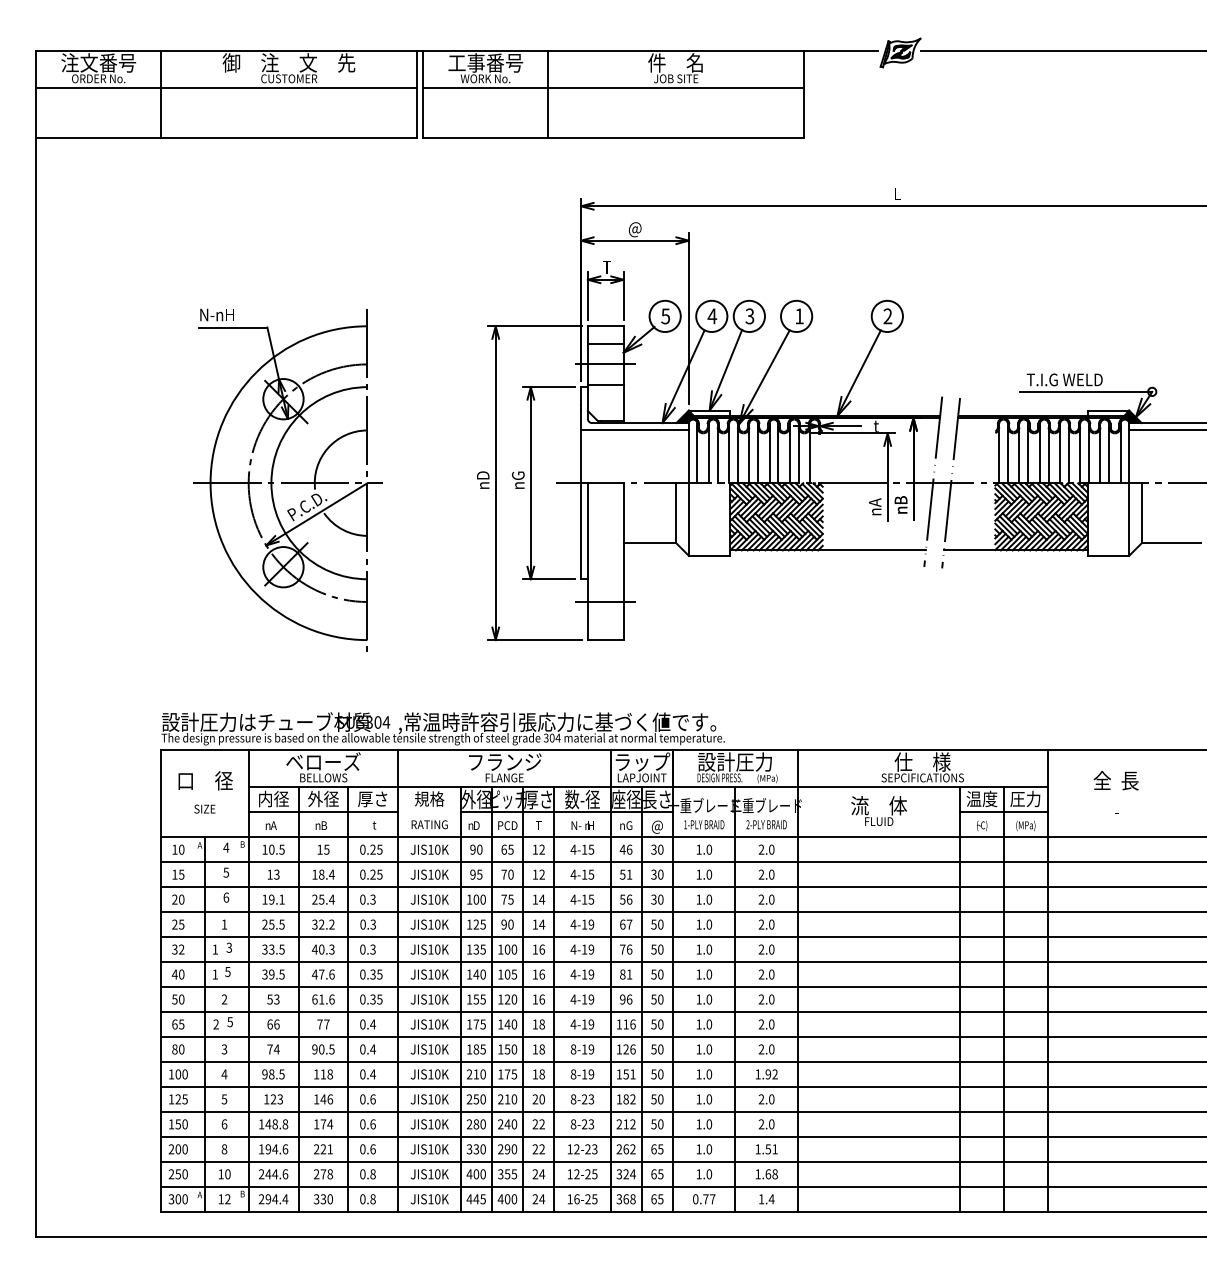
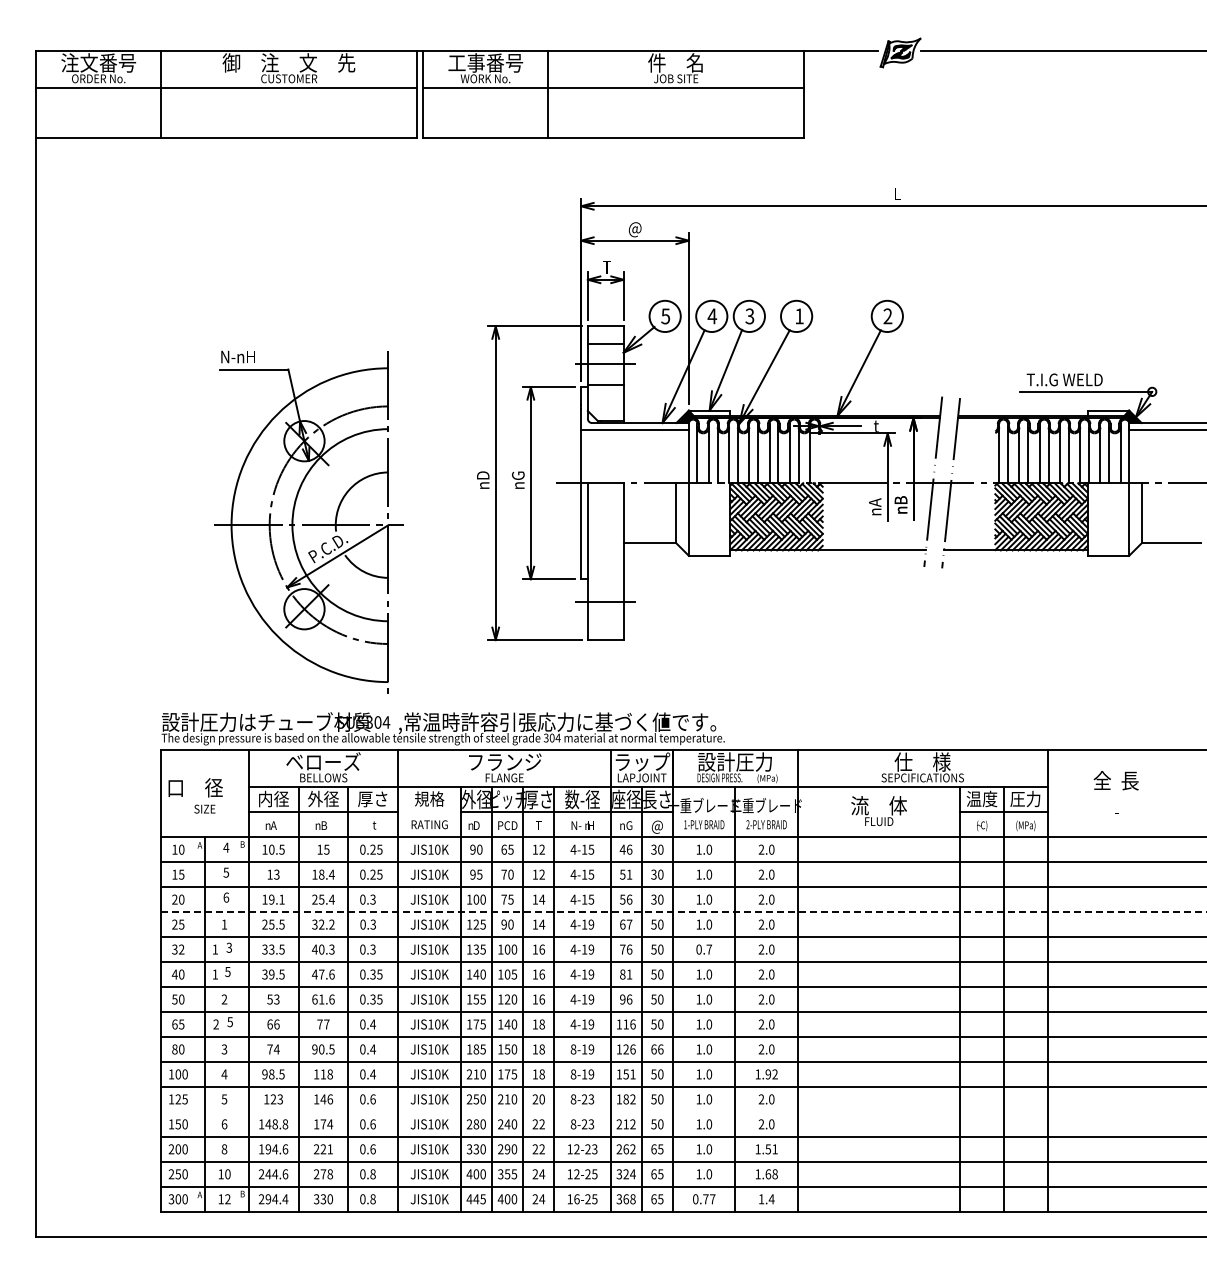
part position: (287, 479) -> (308, 521) (308, 521)
text position: (205, 780) -> (195, 787) (195, 787)
line: solid -> dashed (683, 912)
text: 1.0 -> 0.7 (704, 949)
text: 50 -> 66 (657, 1049)
line: present -> none (682, 1111)
